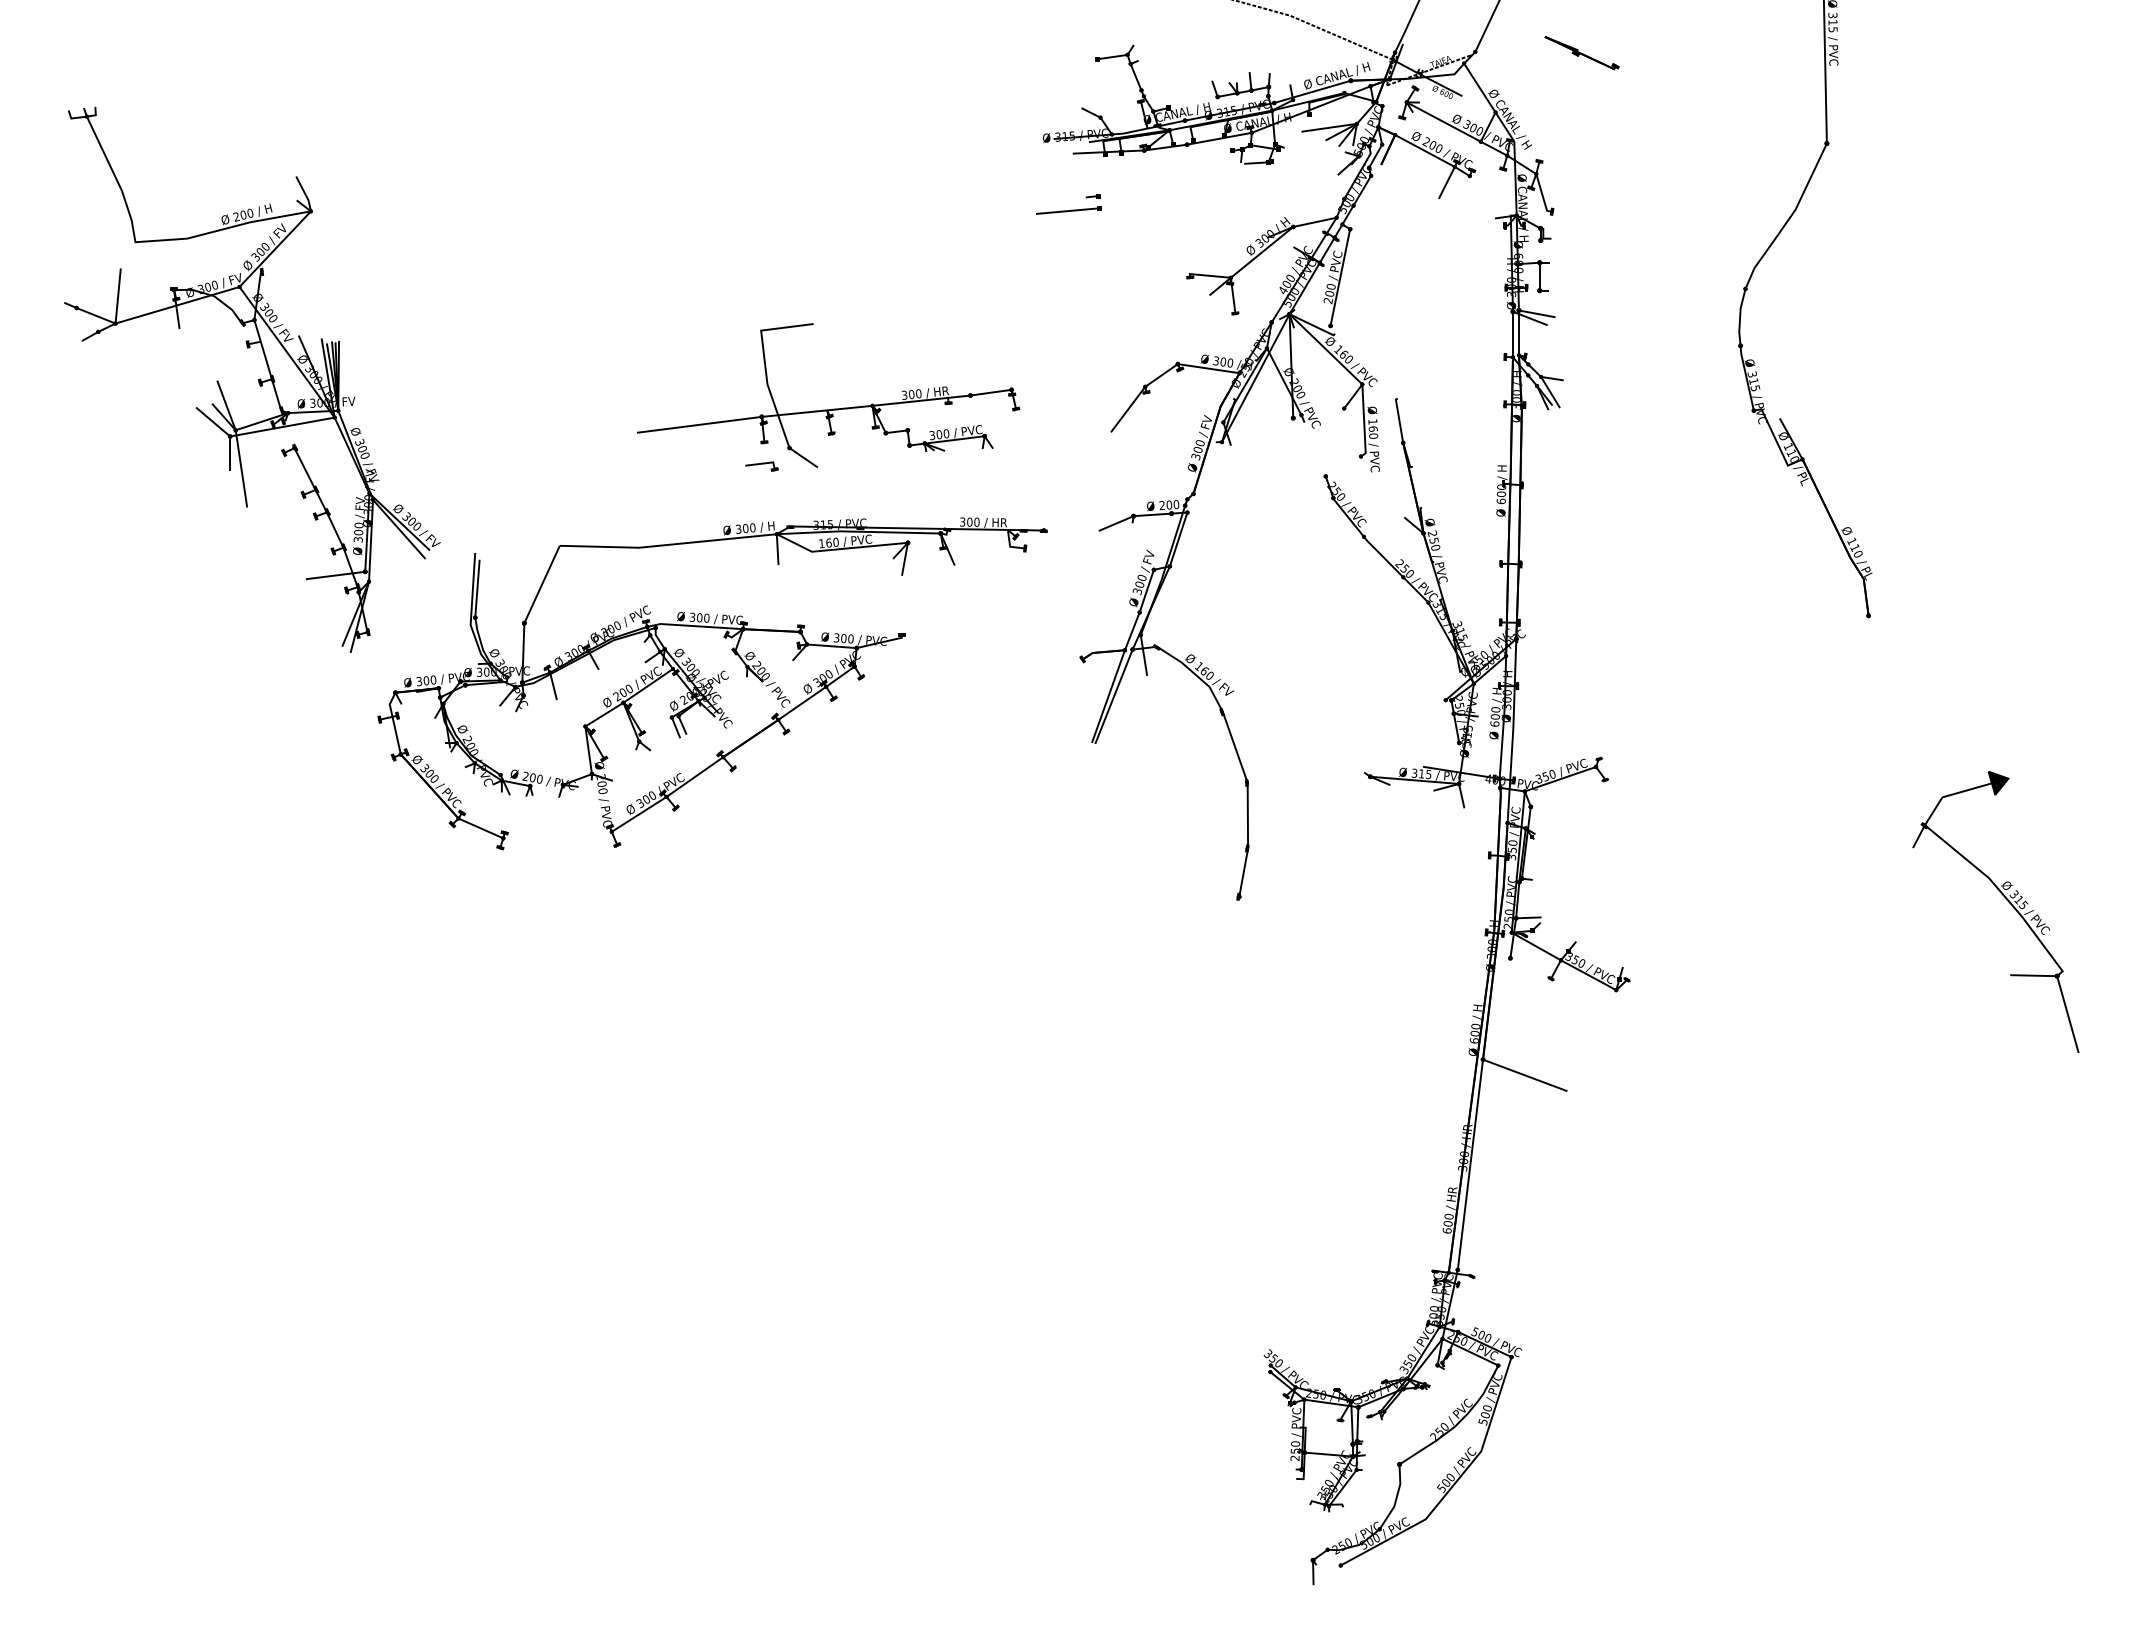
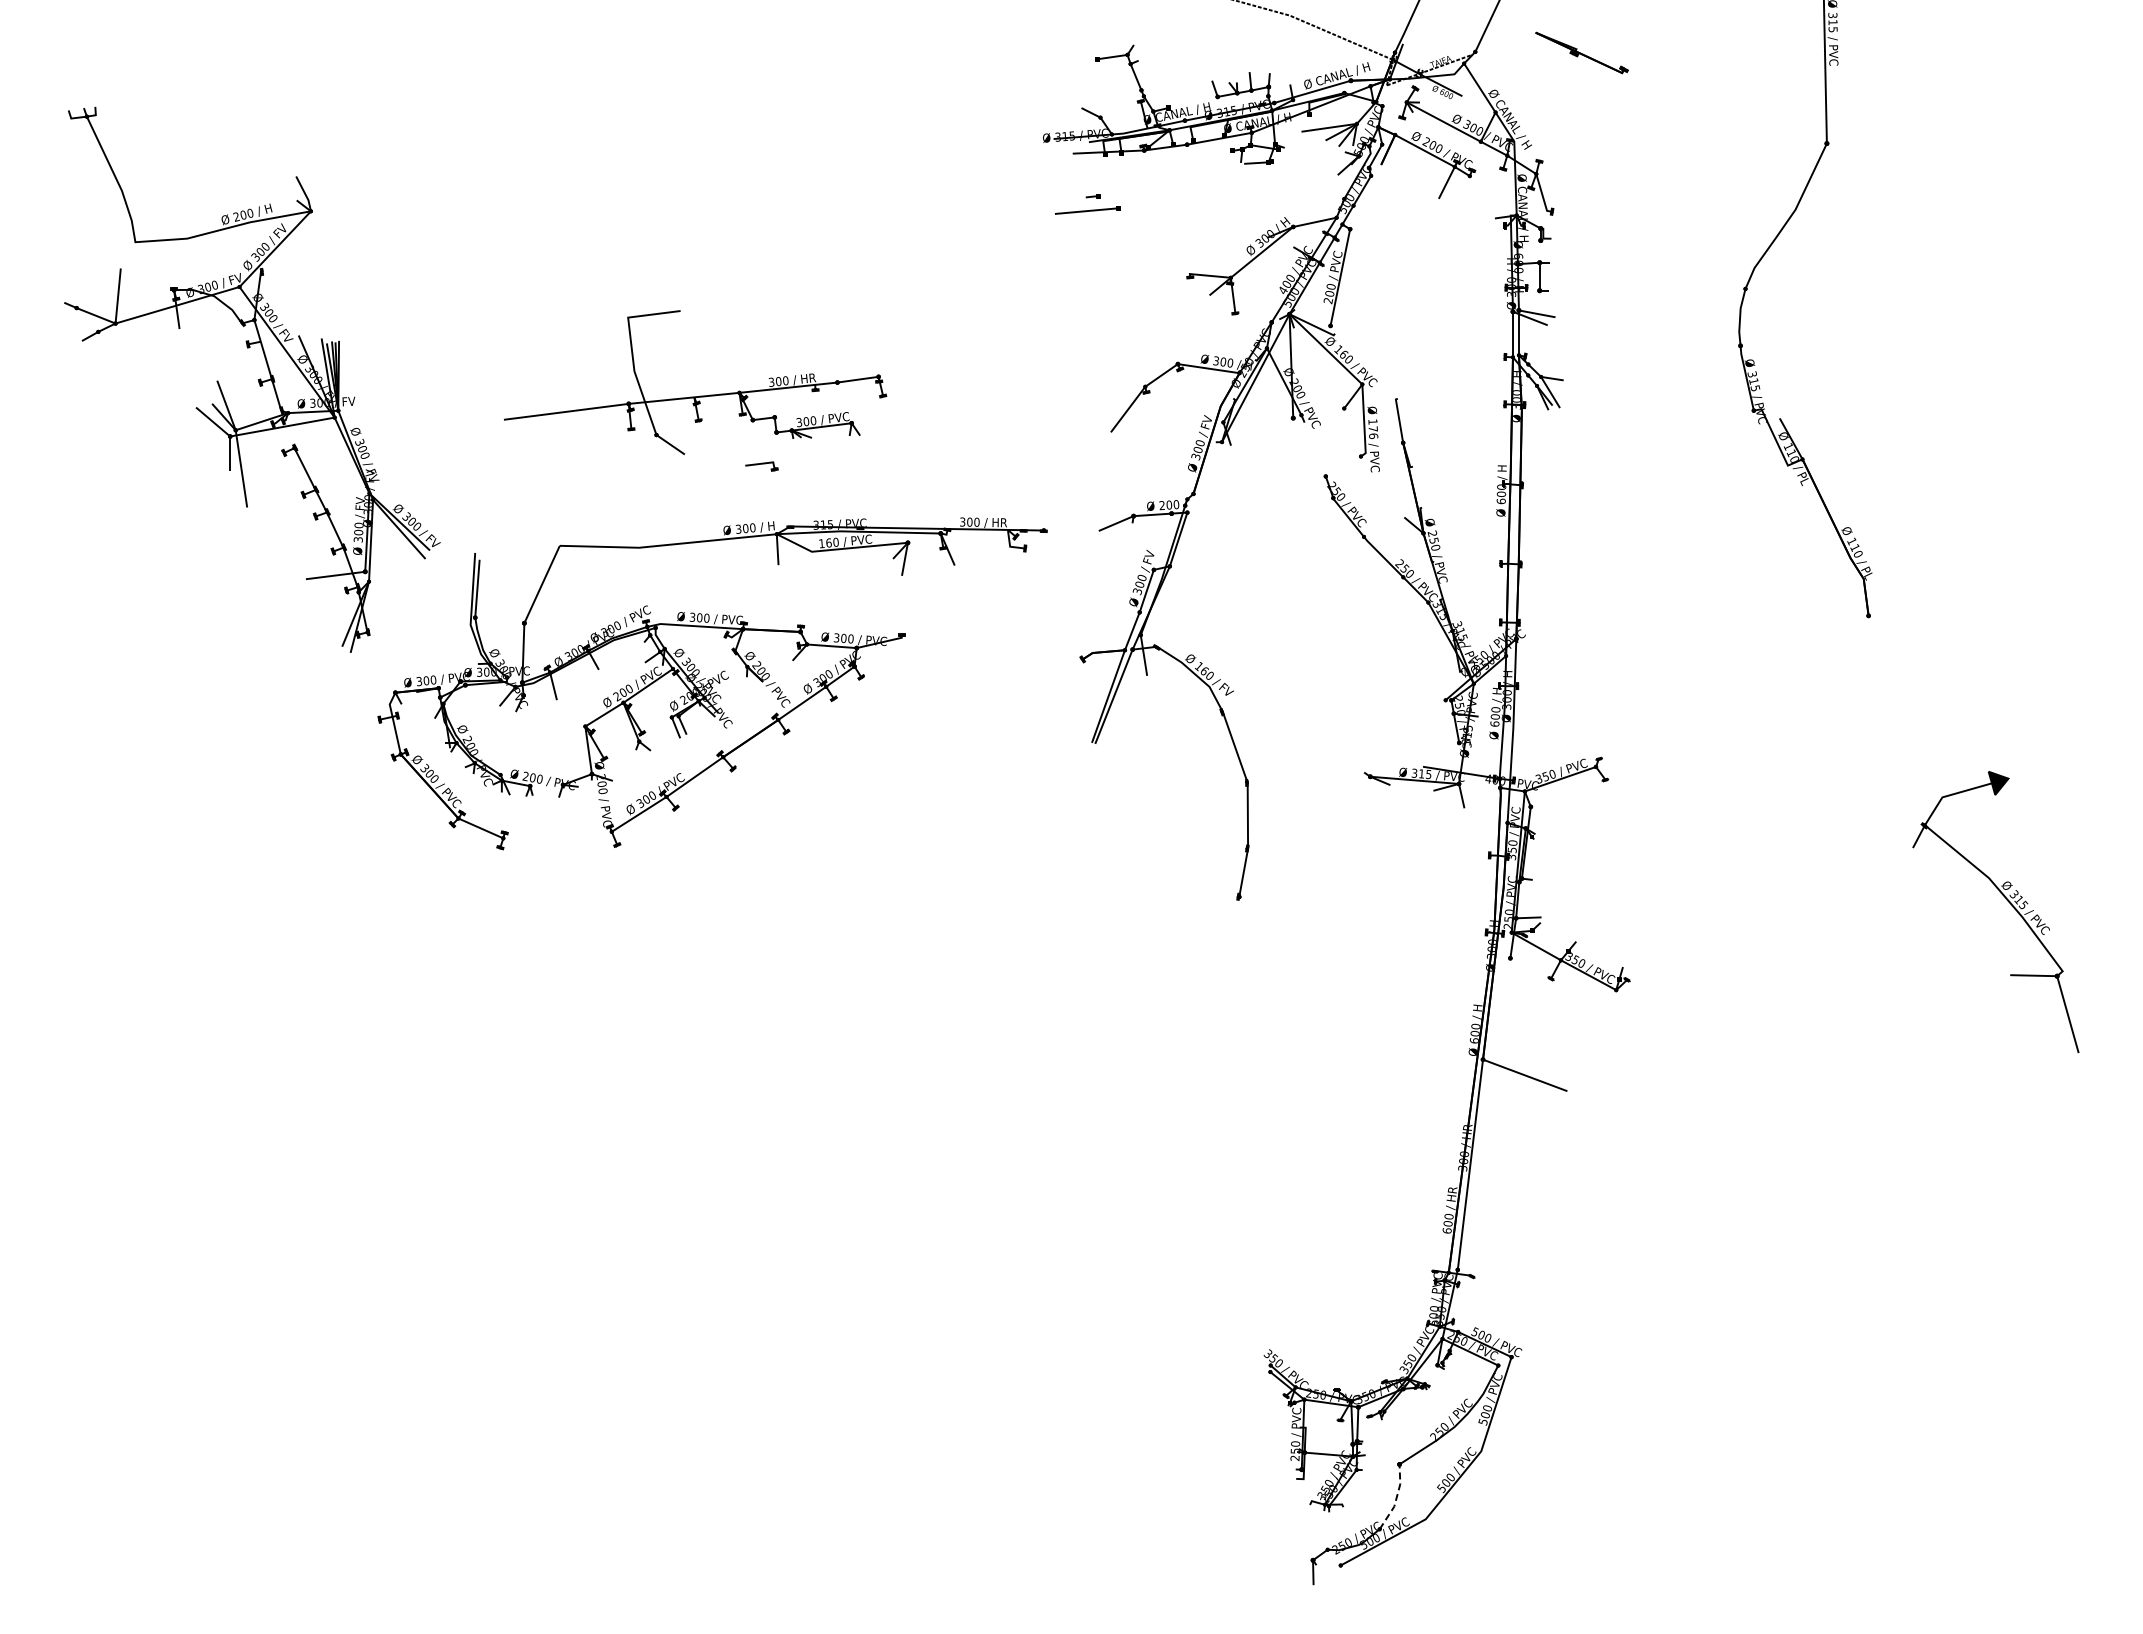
part size: 76x35 px -> 94x44 px (1581, 52)
part position: (1068, 210) -> (1087, 210) (1087, 210)
part position: (832, 408) -> (699, 395) (699, 395)
text: 160 -> 176 (1373, 432)
line: solid -> dashed (1396, 1498)
